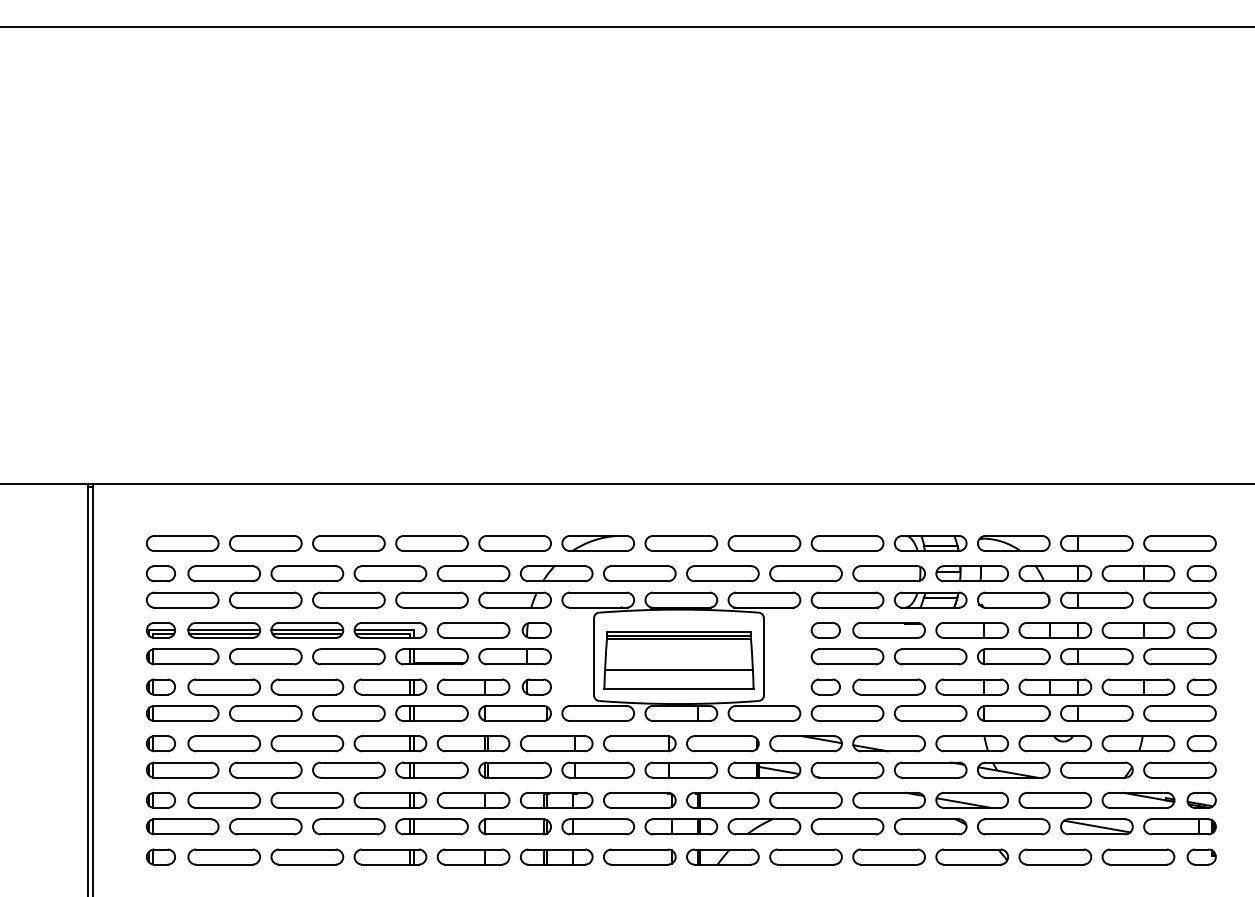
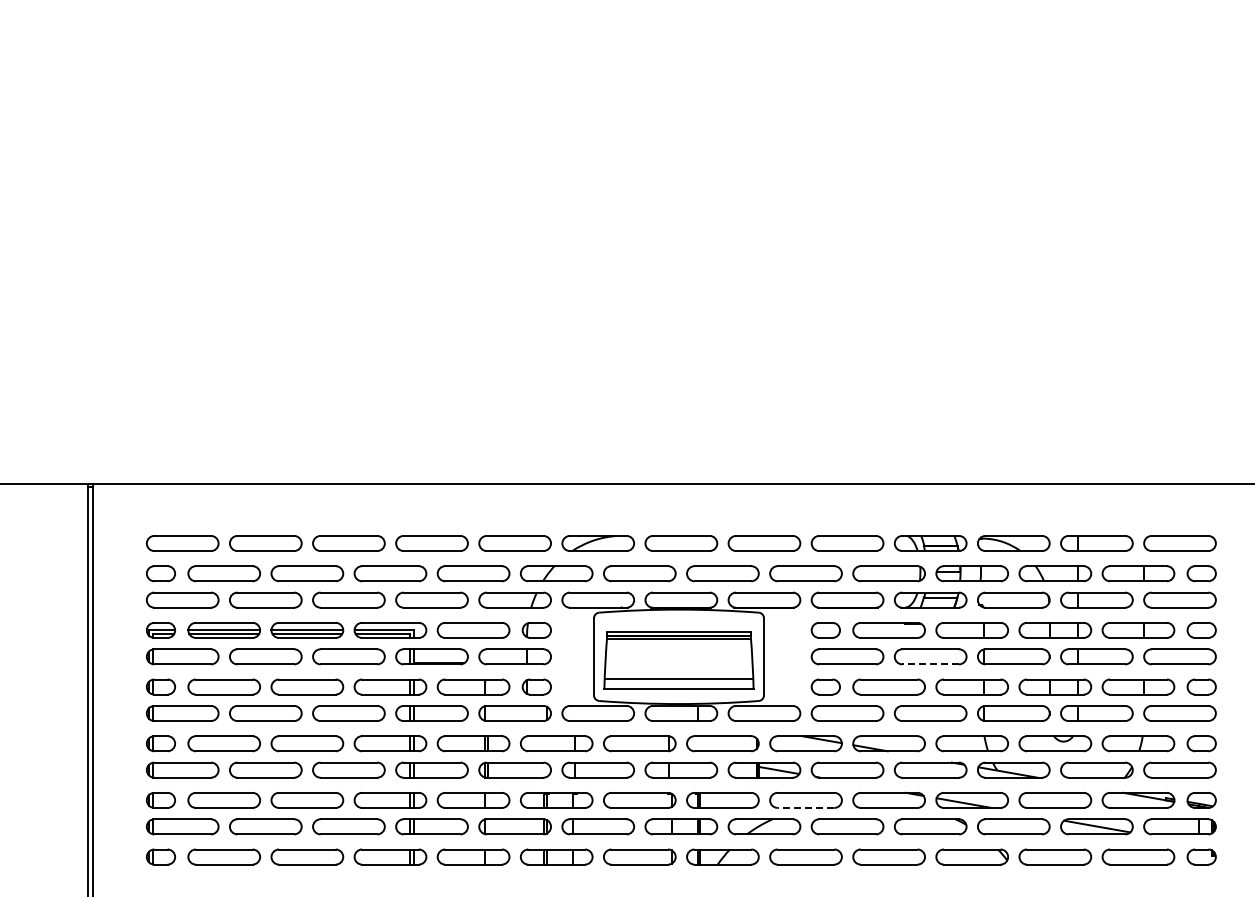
line: present -> none (626, 26)
line: solid -> dashed (930, 664)
line position: (678, 669) -> (678, 678) (678, 678)
line: solid -> dashed (805, 807)
